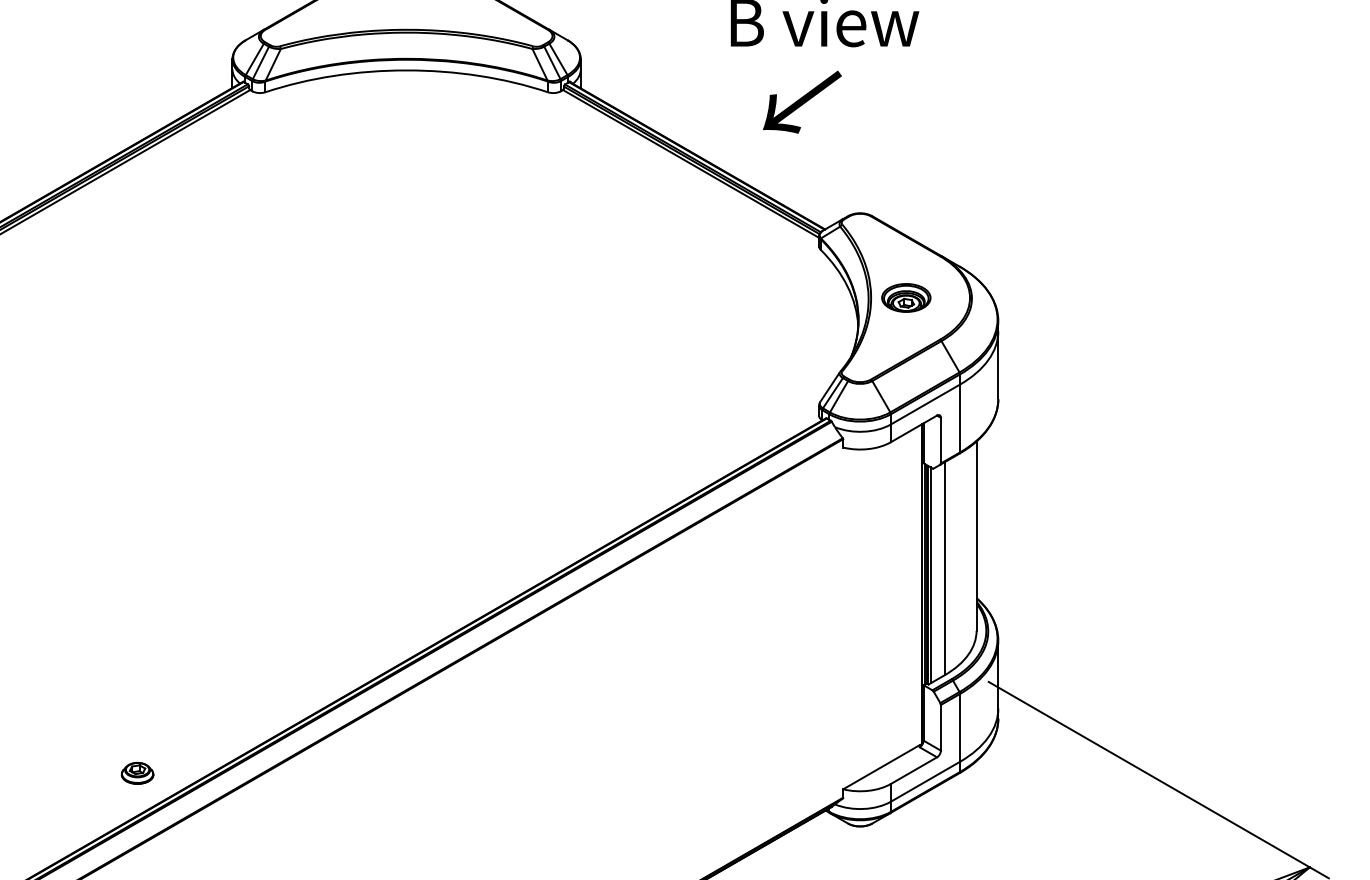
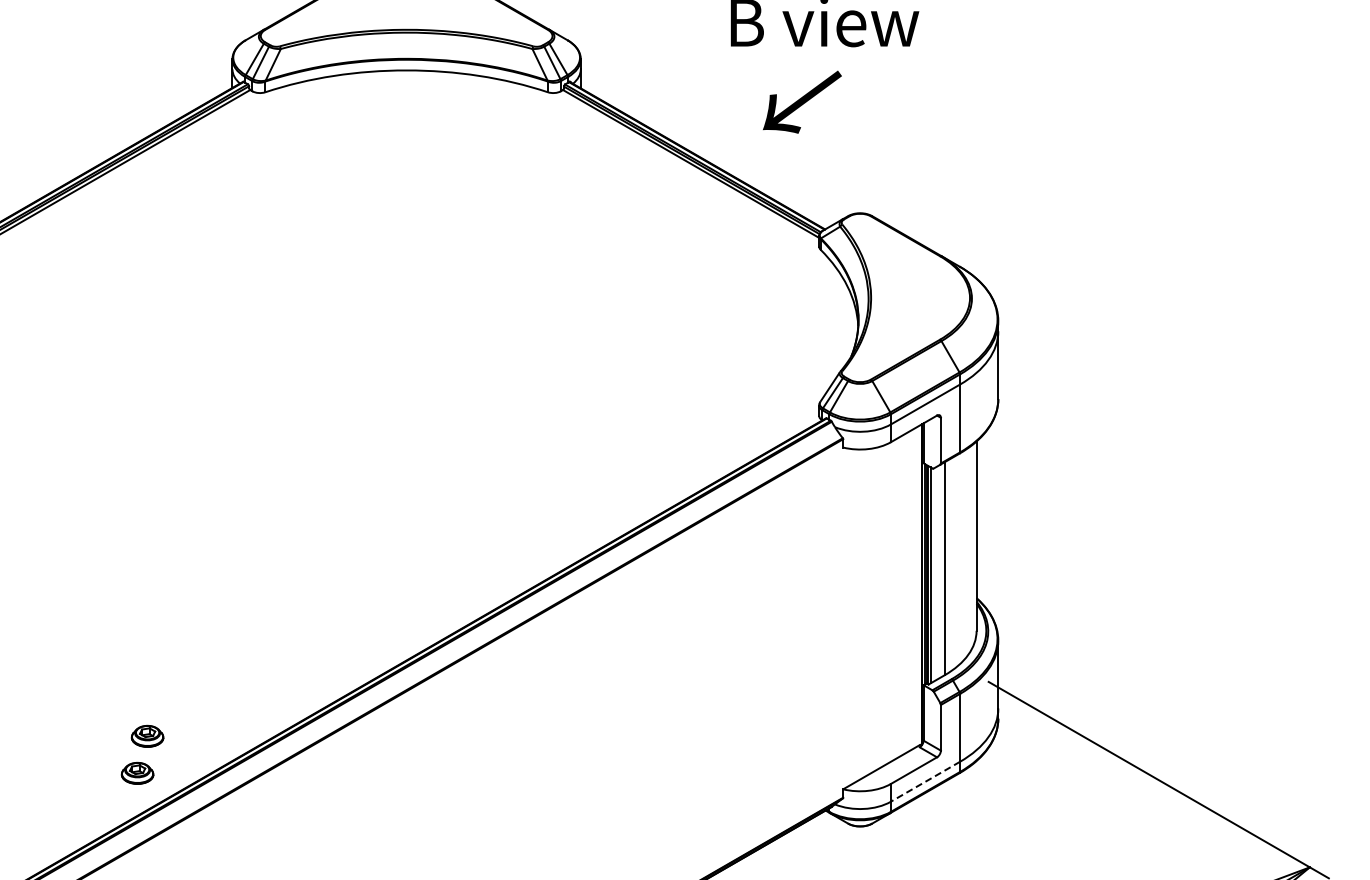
part: present -> none (906, 297)
part: none -> present (147, 735)
line: solid -> dashed (925, 781)
